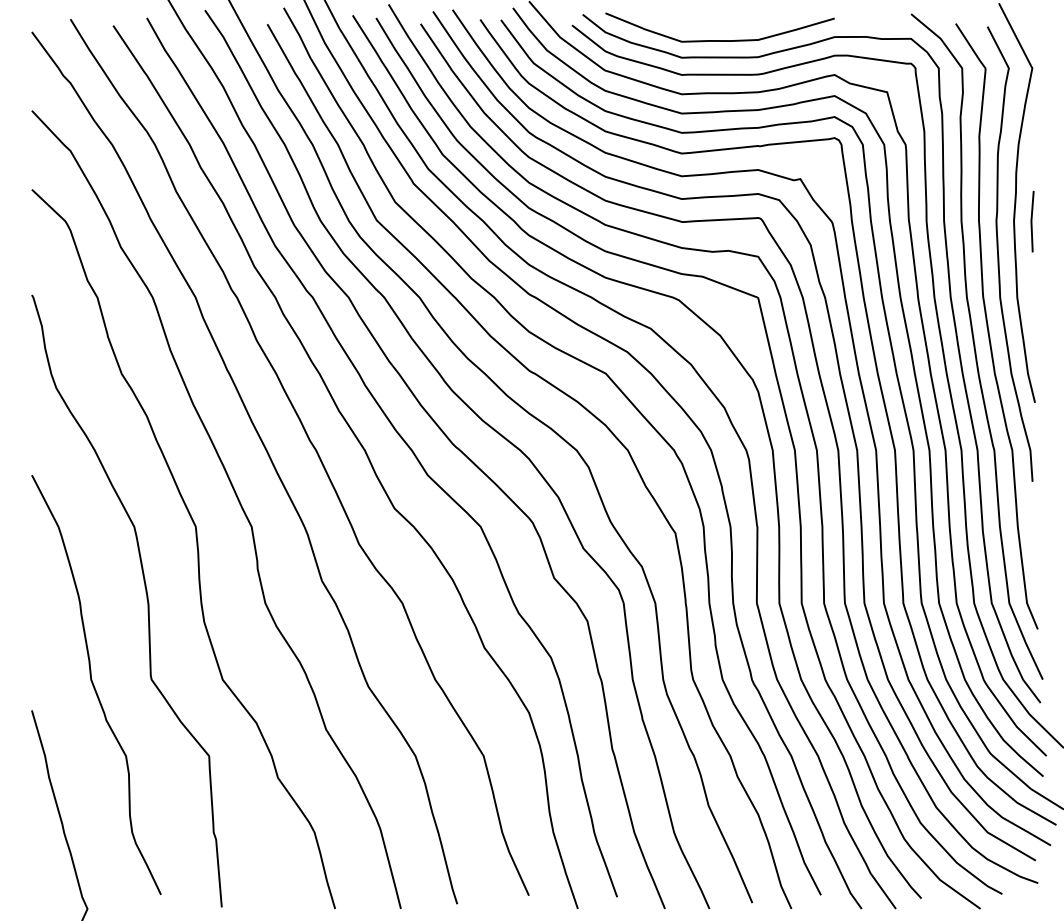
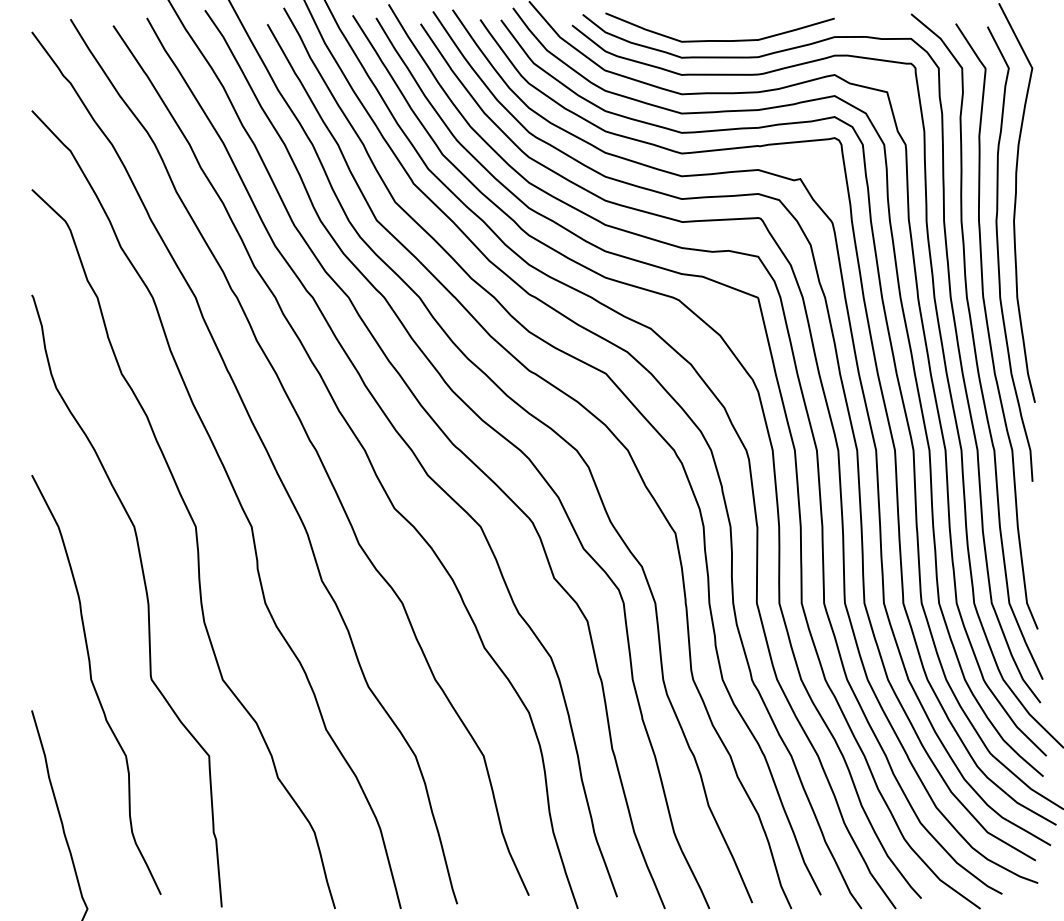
line: present -> none (1032, 221)
